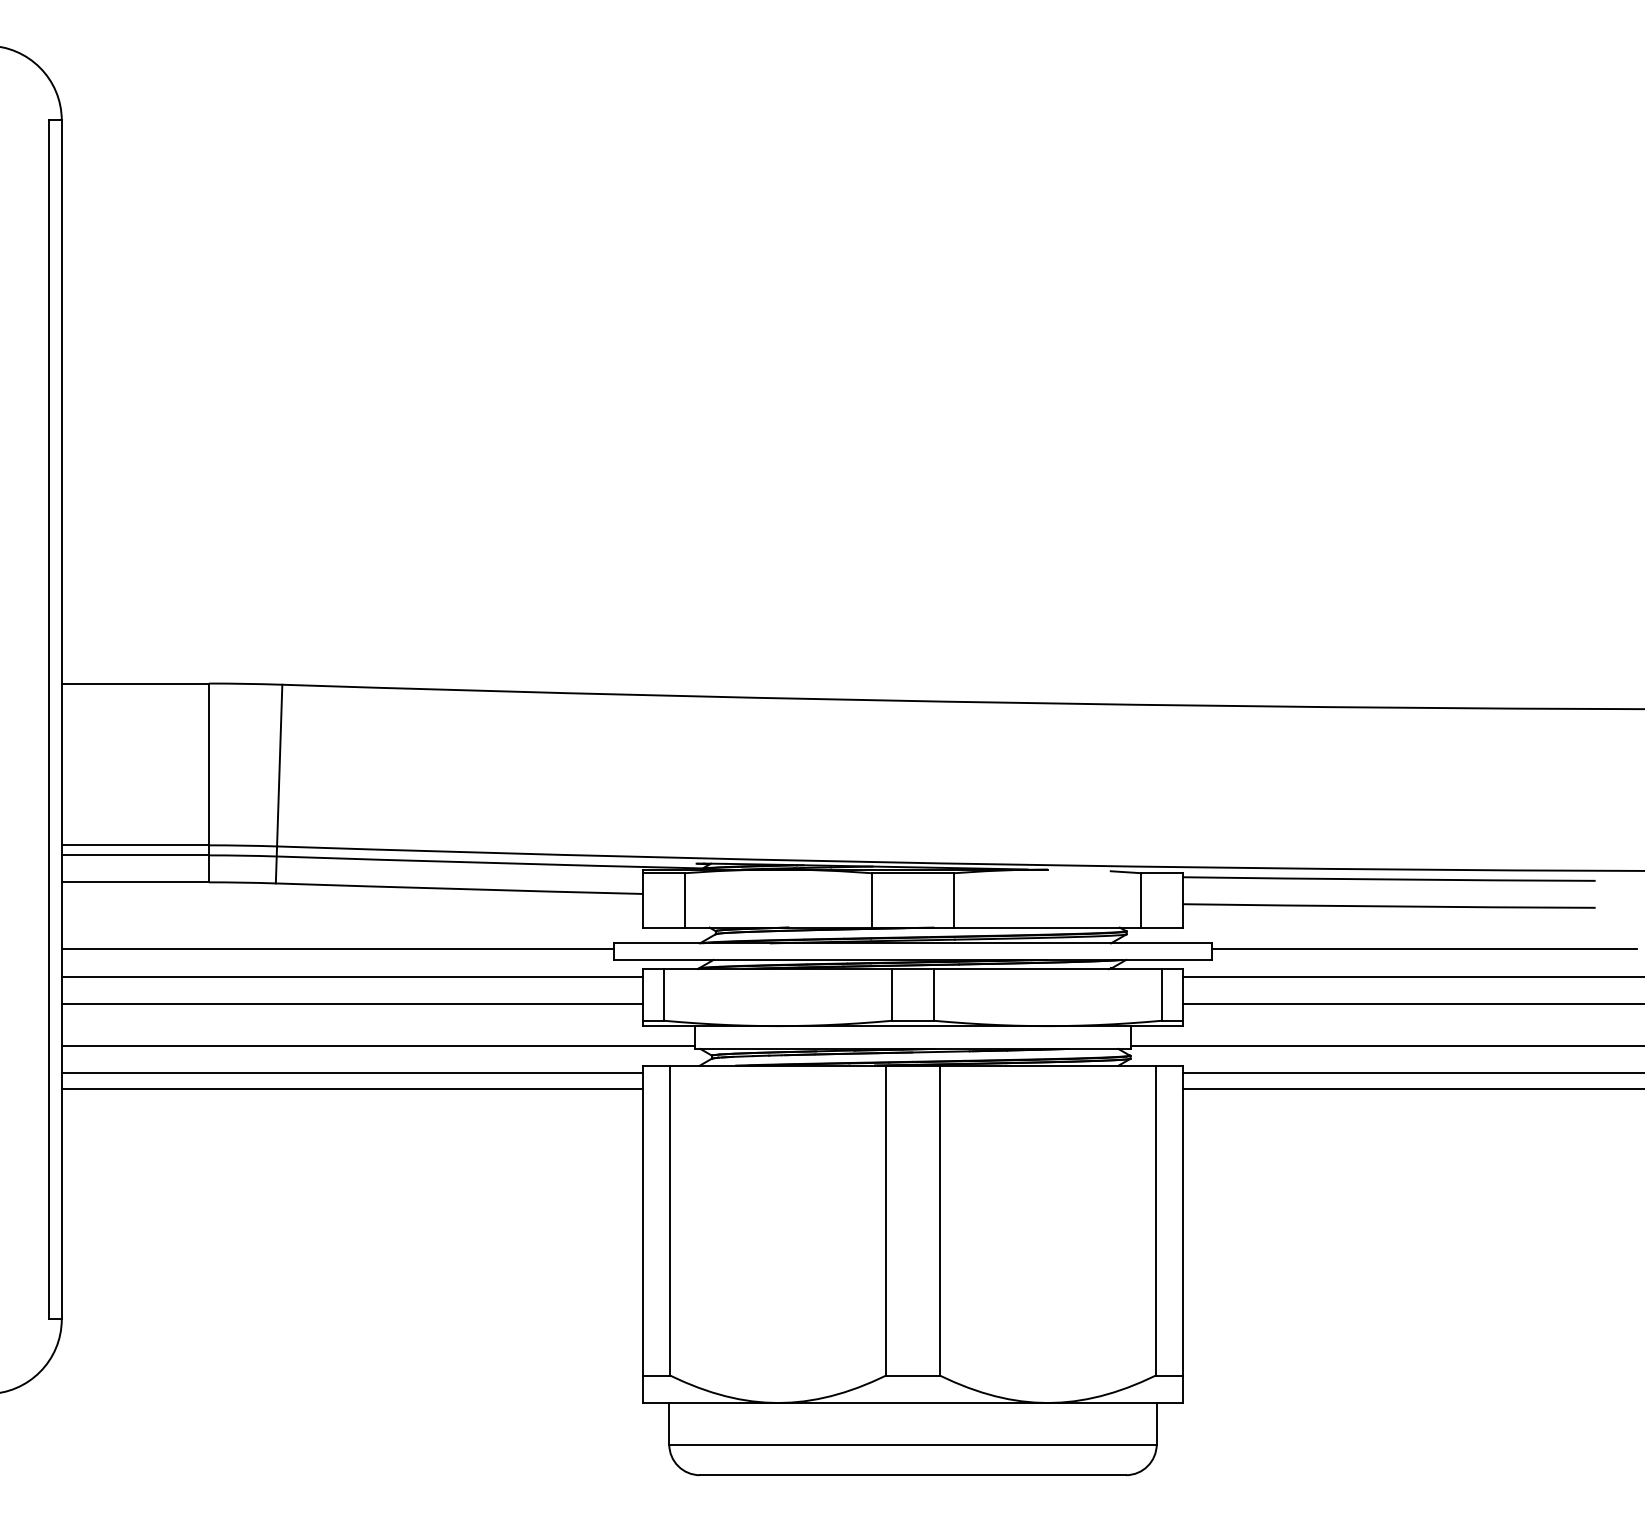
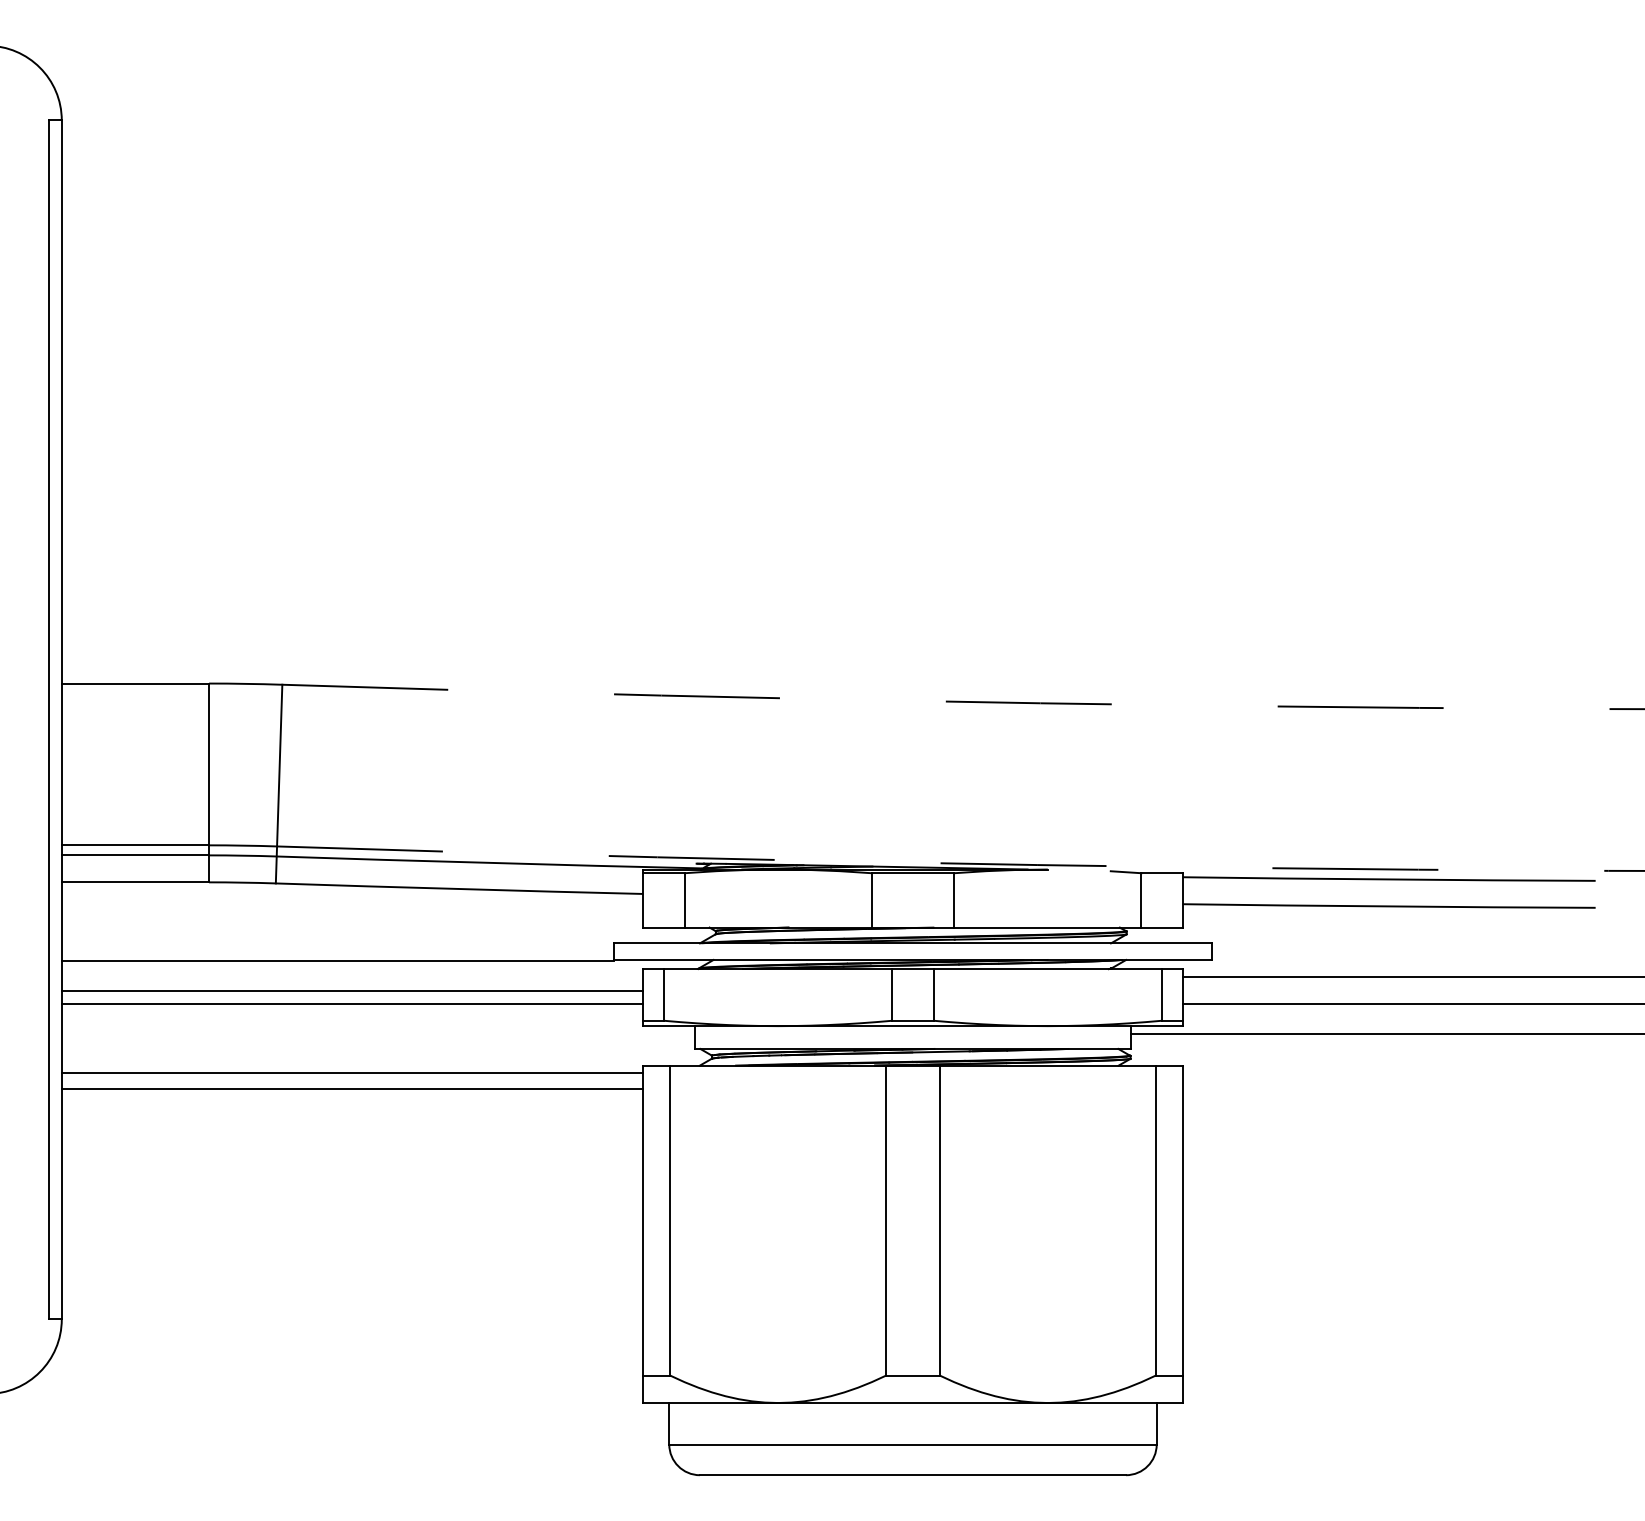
arc: solid -> dashed (963, 701)
arc: solid -> dashed (961, 863)
line position: (337, 949) -> (337, 961) (337, 961)
line: present -> none (1424, 949)
line position: (352, 976) -> (352, 990) (352, 990)
line: present -> none (378, 1046)
line position: (1385, 1046) -> (1385, 1034) (1385, 1034)
line: present -> none (1411, 1073)
line: present -> none (1411, 1089)
